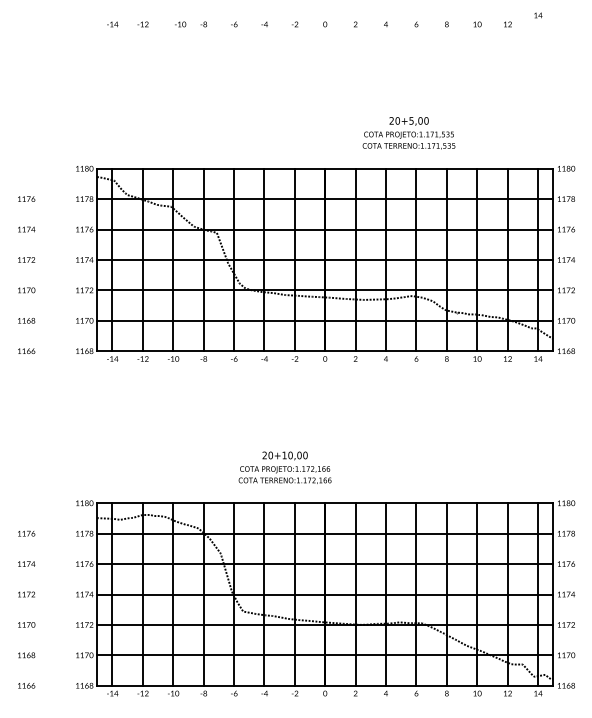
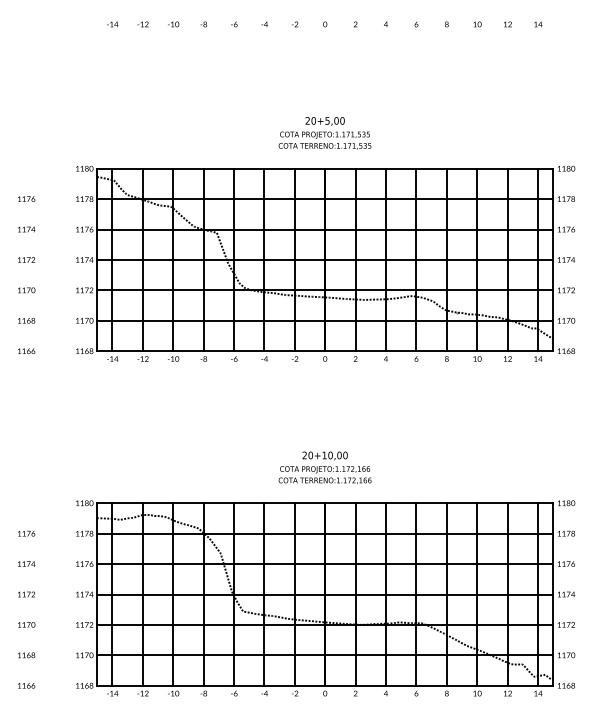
text position: (538, 15) -> (538, 24) (538, 24)
text position: (180, 24) -> (173, 24) (173, 24)
text position: (408, 133) -> (324, 133) (324, 133)
text position: (284, 467) -> (324, 467) (324, 467)
